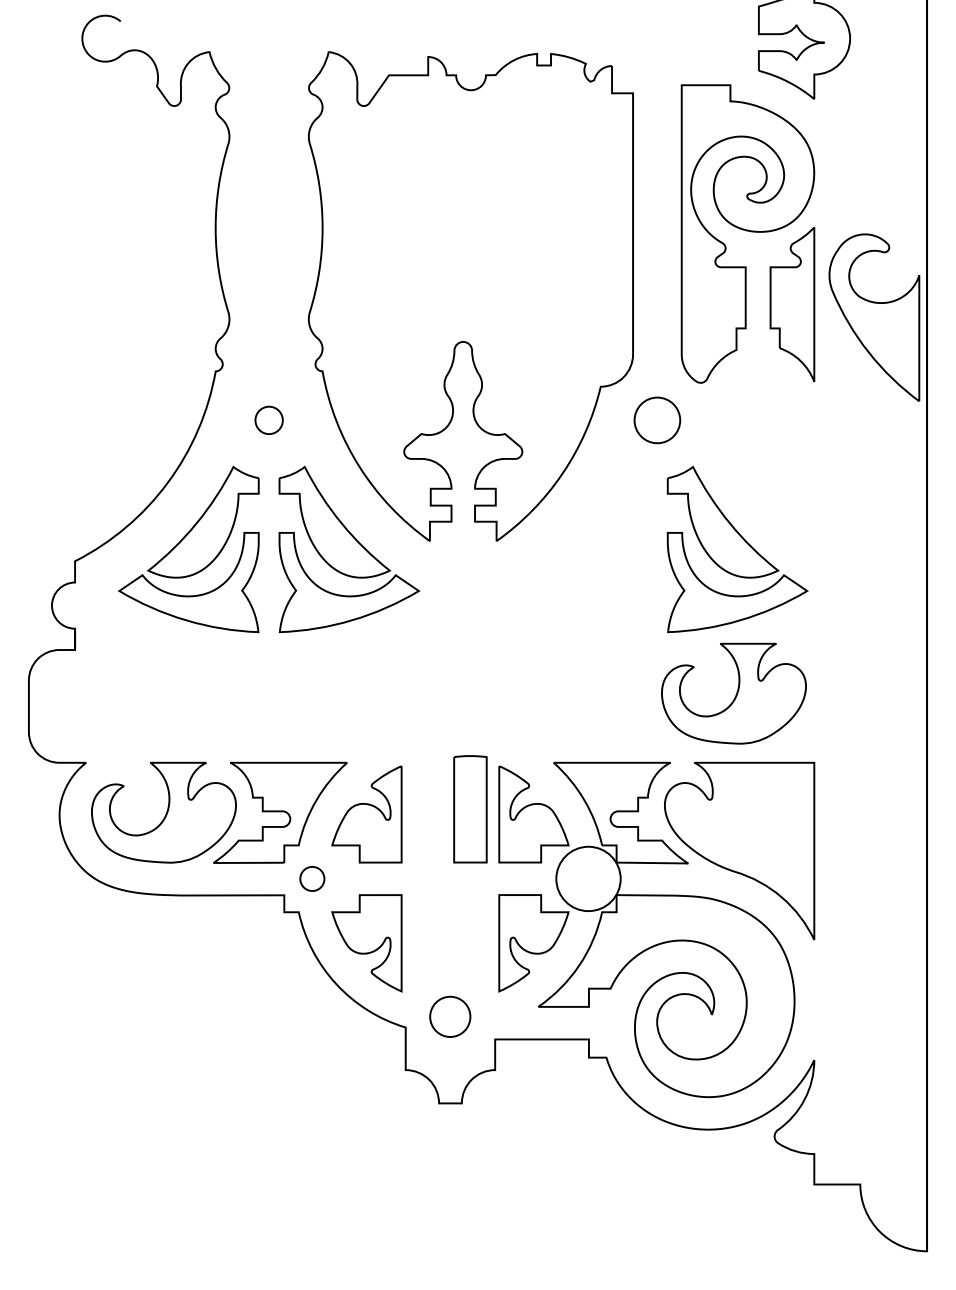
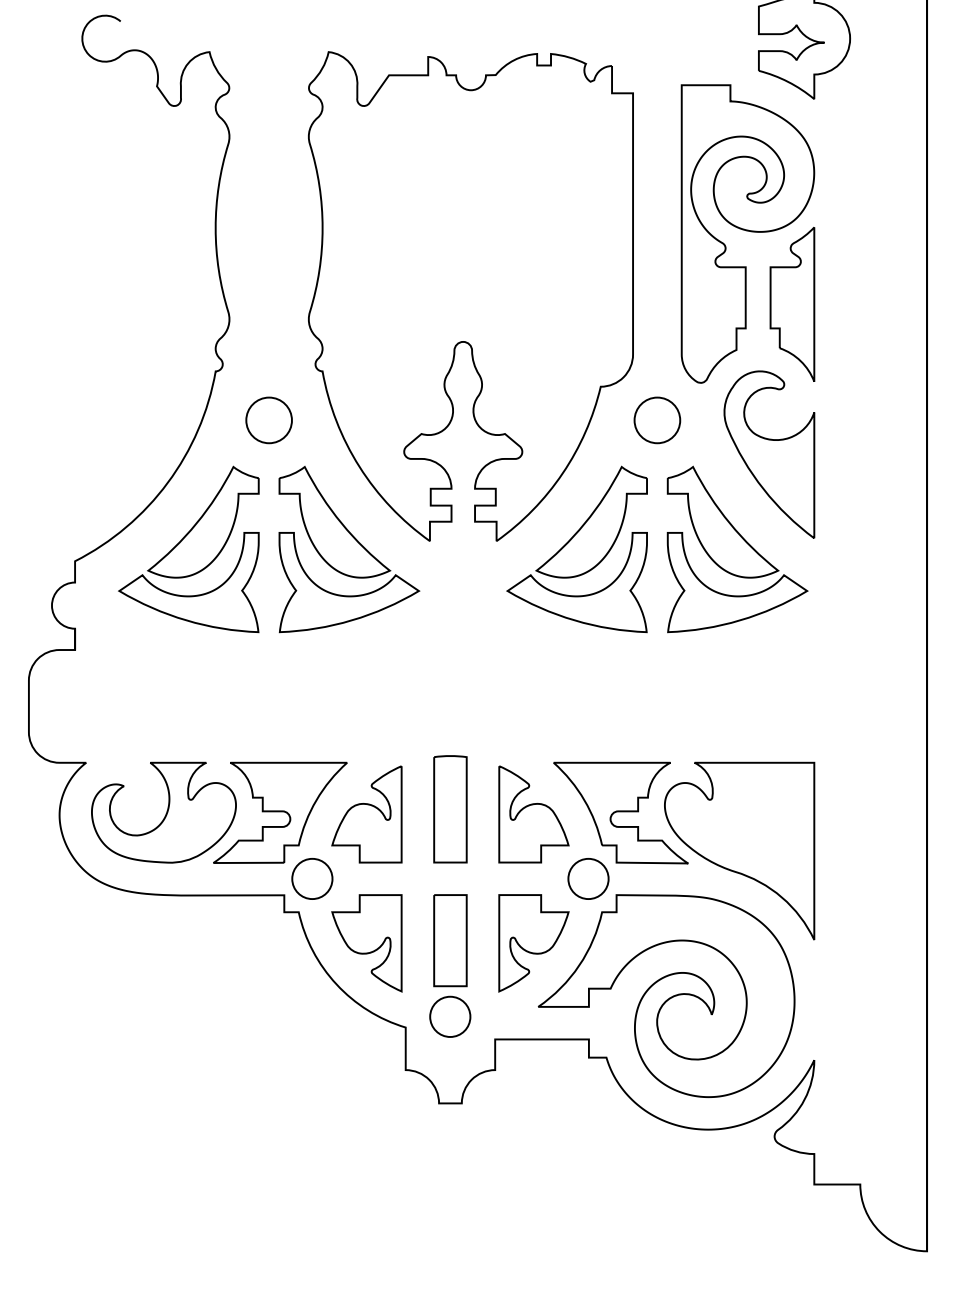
part position: (874, 317) -> (769, 454) (769, 454)
circle diameter: 27 px -> 46 px (268, 420)
part: none -> present (576, 549)
part: present -> none (733, 693)
part position: (470, 809) -> (450, 809) (450, 809)
circle diameter: 24 px -> 40 px (312, 878)
circle diameter: 64 px -> 40 px (588, 878)
part: none -> present (450, 940)
